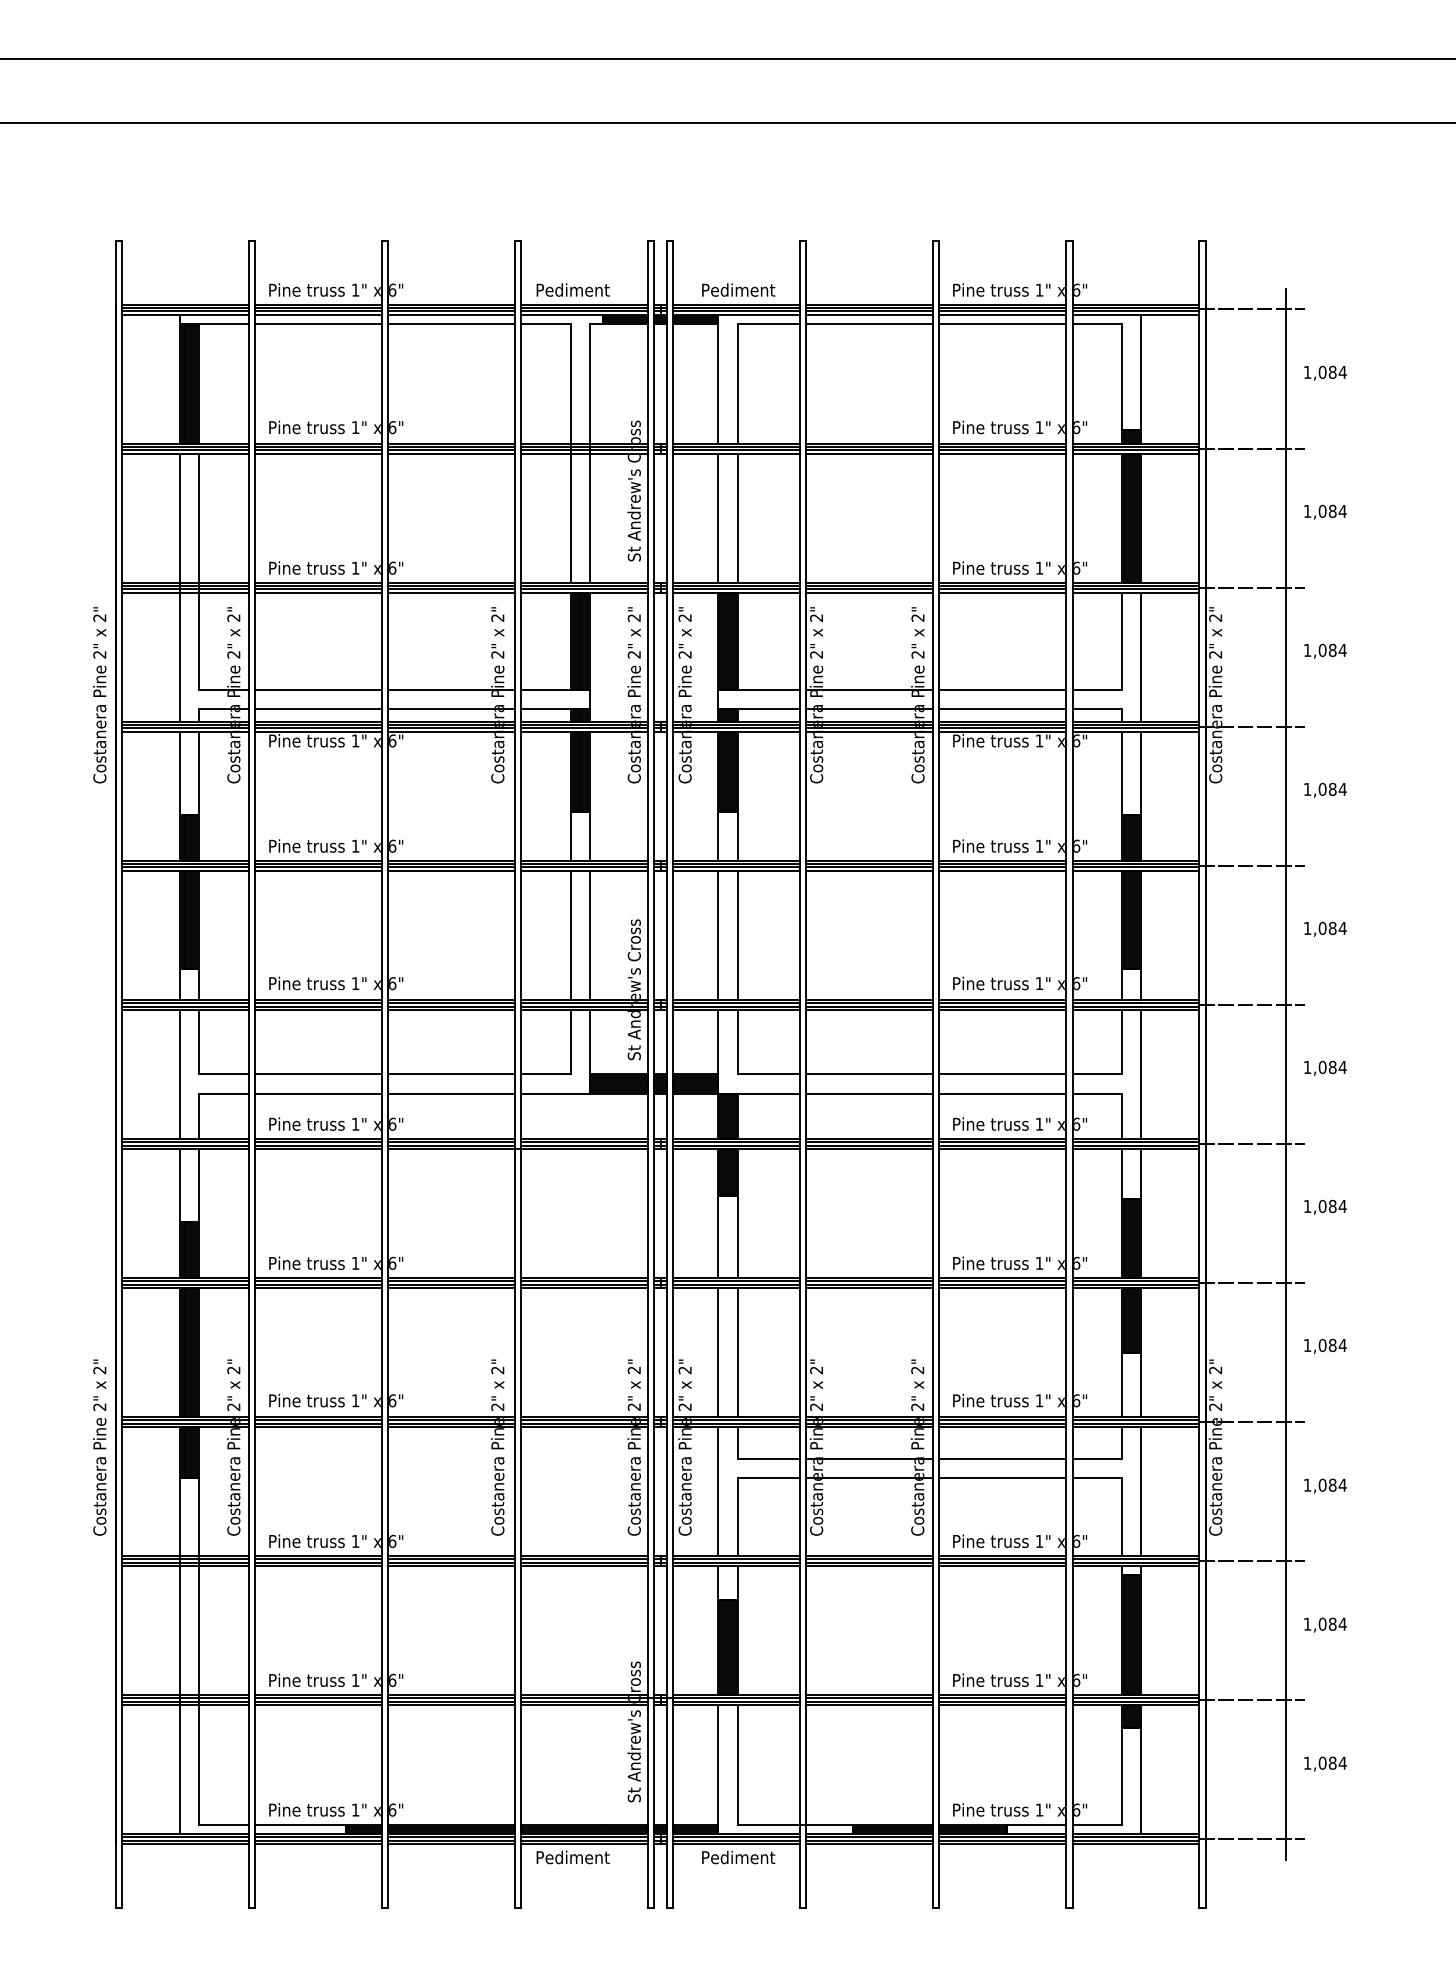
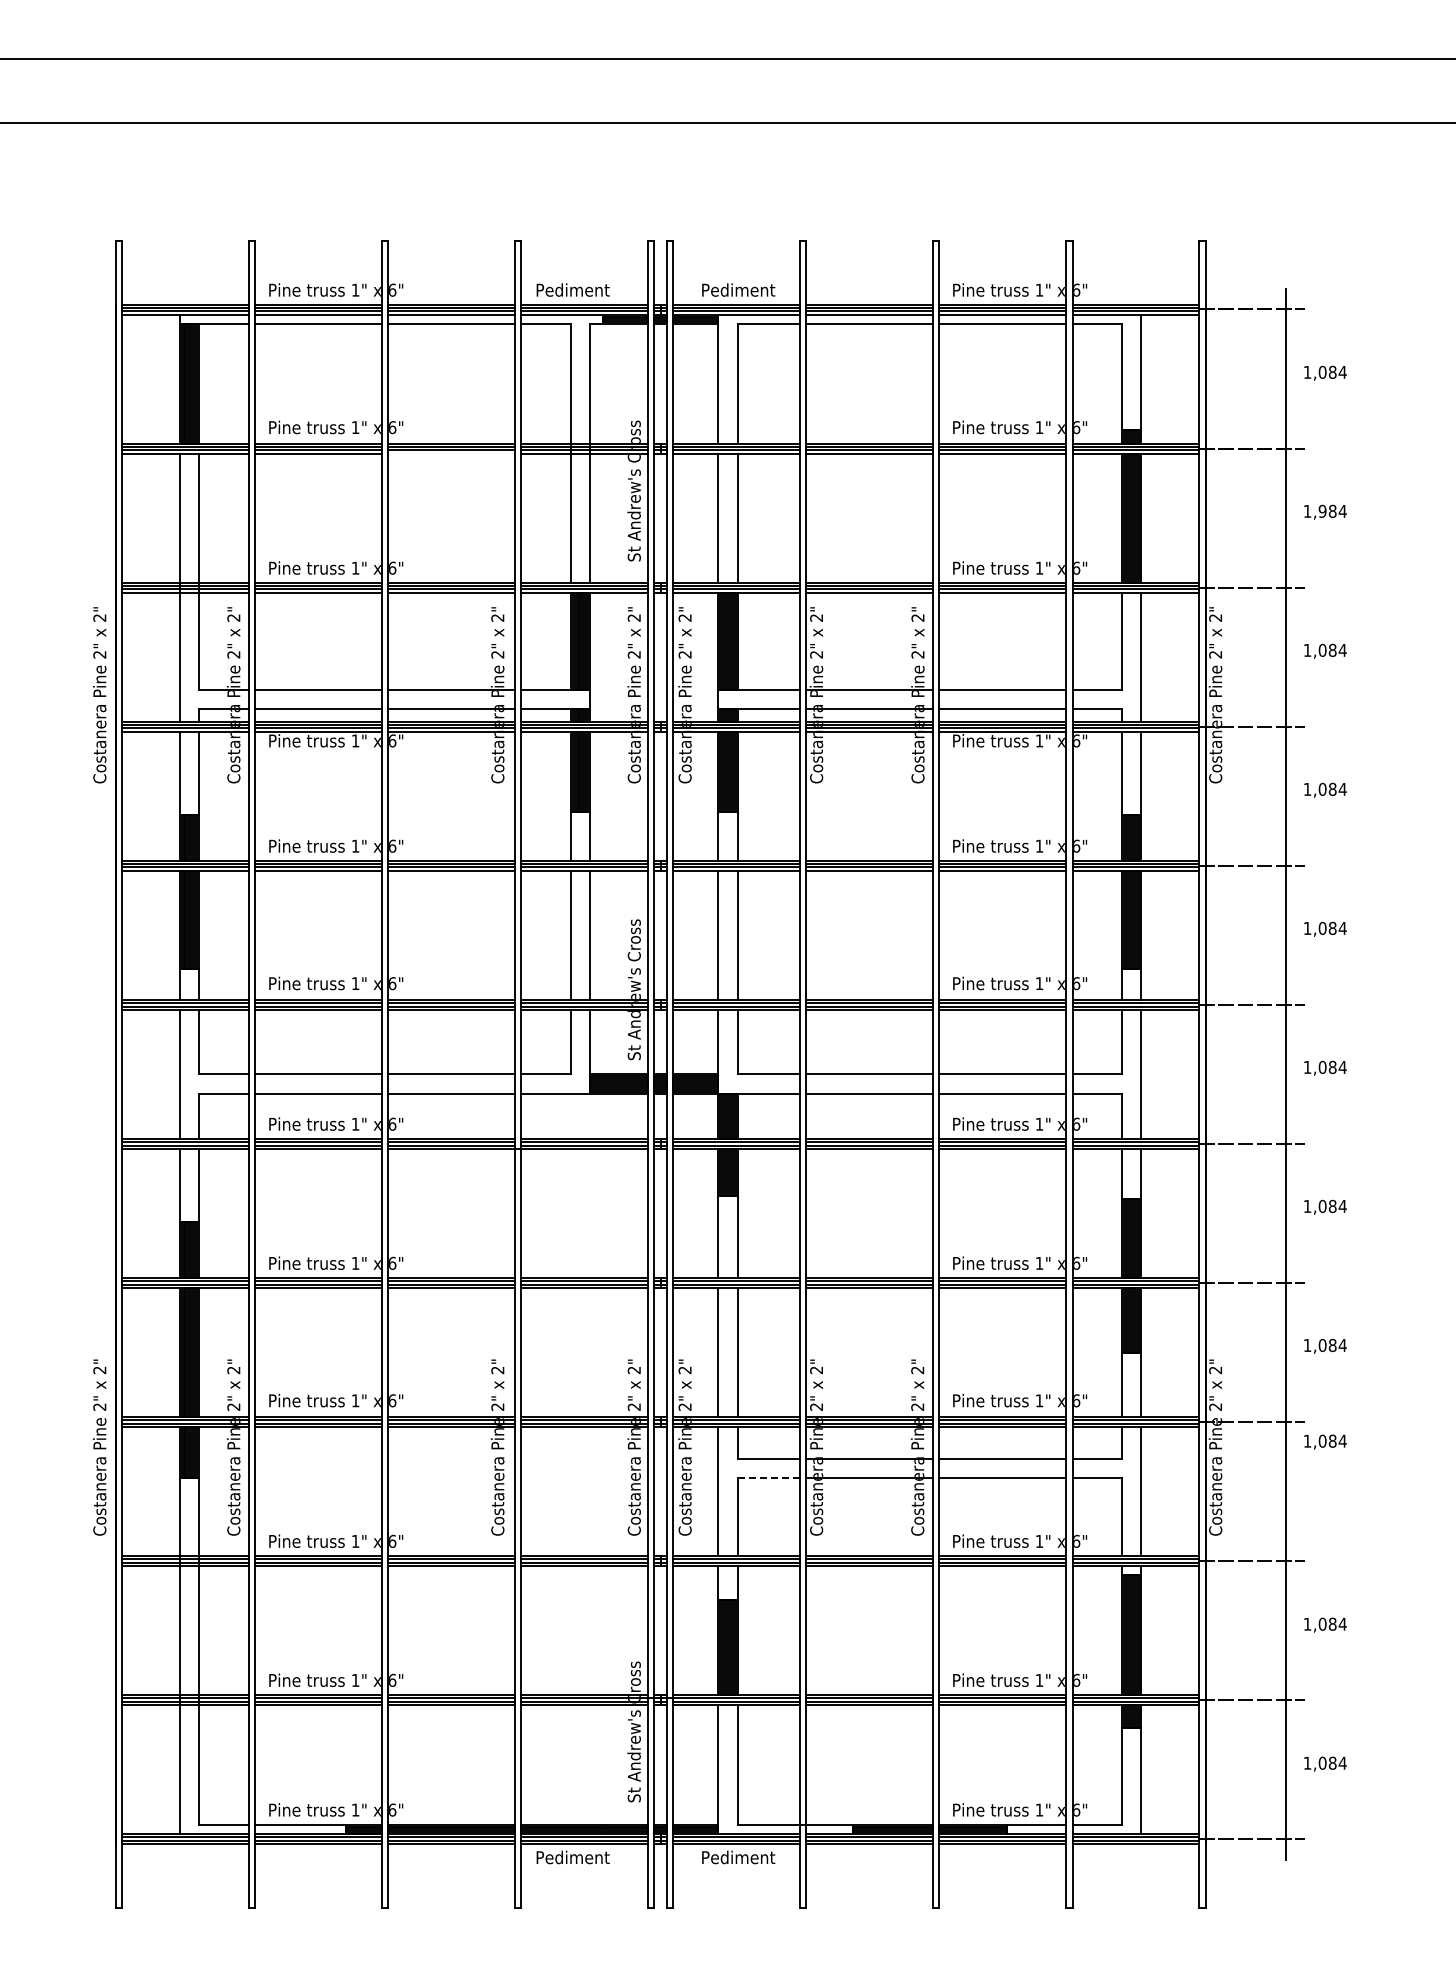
line: present -> none (451, 453)
text: 1,084 -> 1,984 (1322, 511)
line: solid -> dashed (769, 1478)
text position: (1325, 1485) -> (1325, 1441) (1325, 1441)
